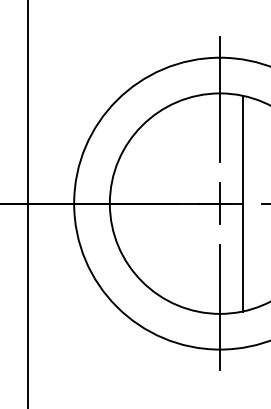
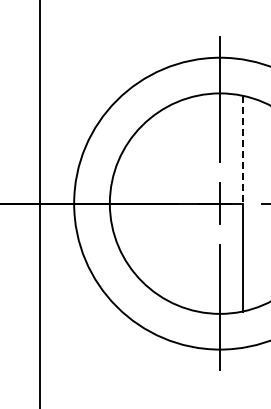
line: solid -> dashed (242, 149)
line position: (28, 203) -> (40, 203) (40, 203)
